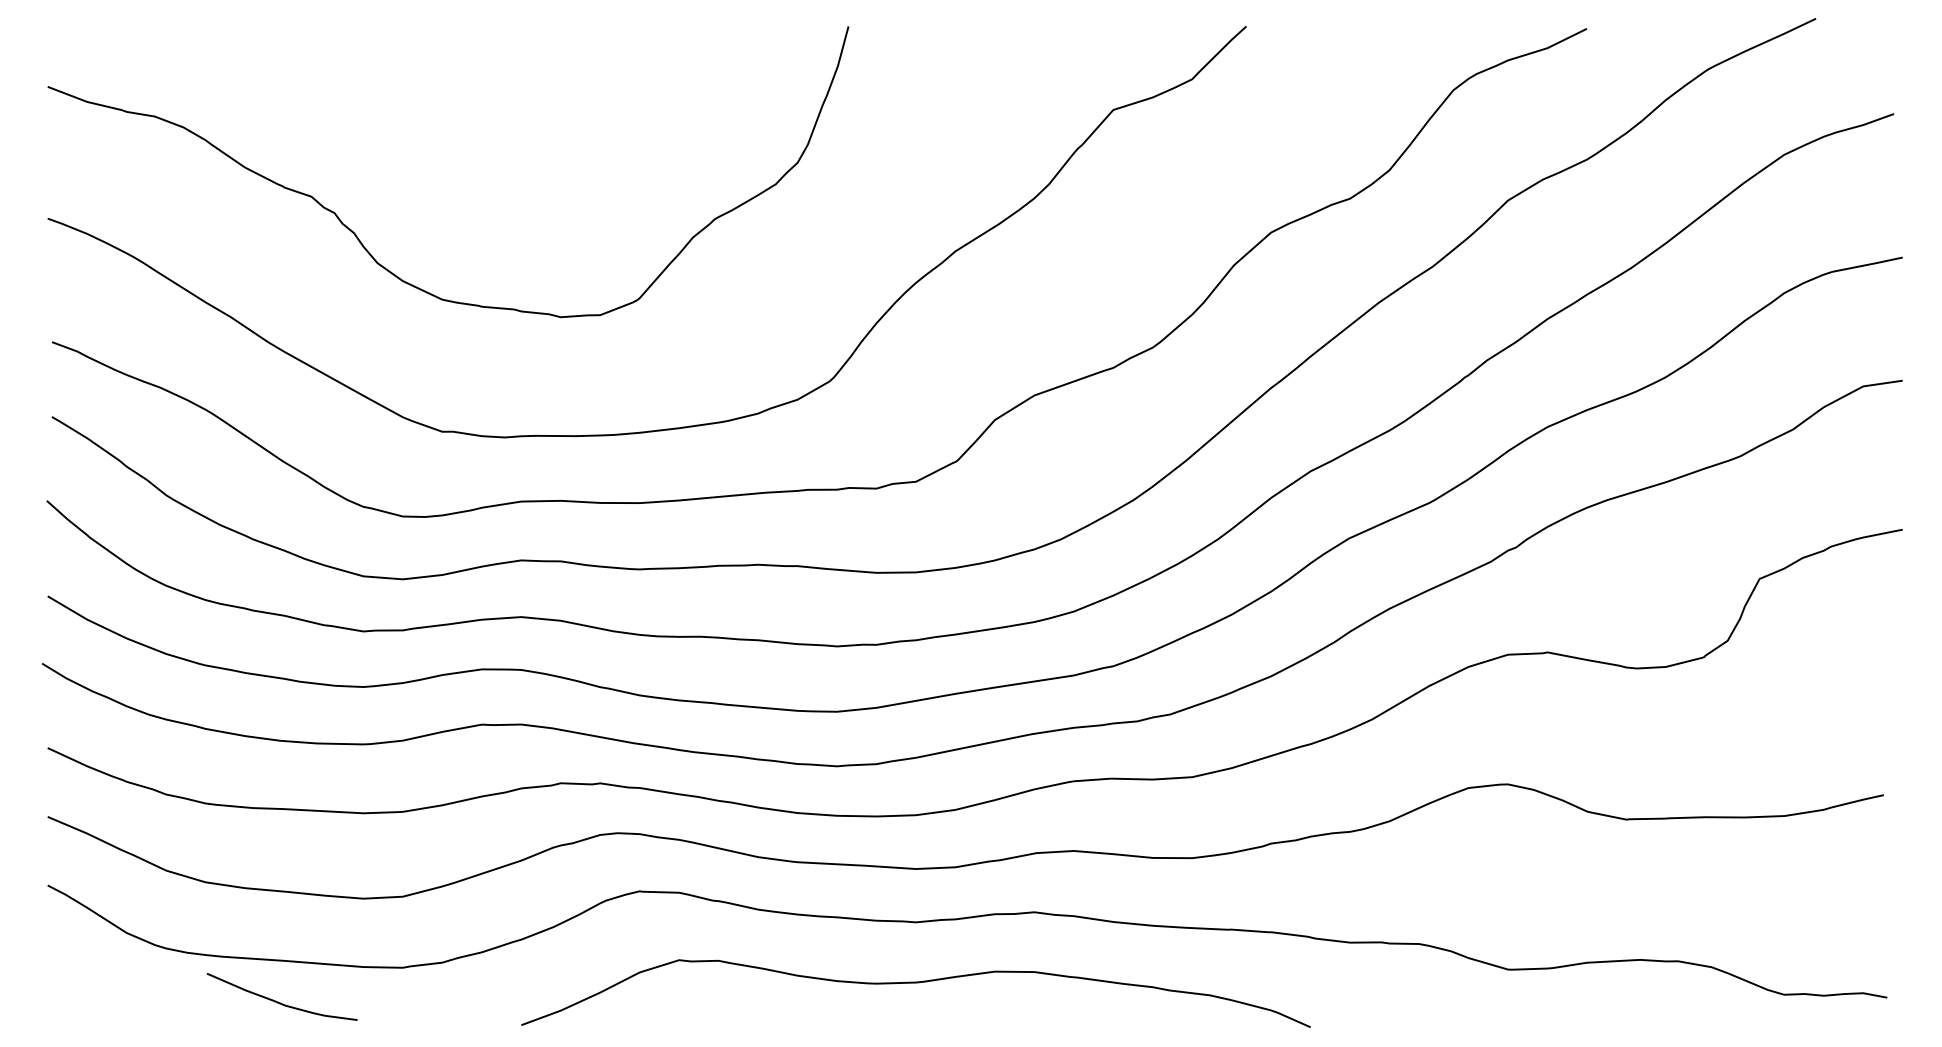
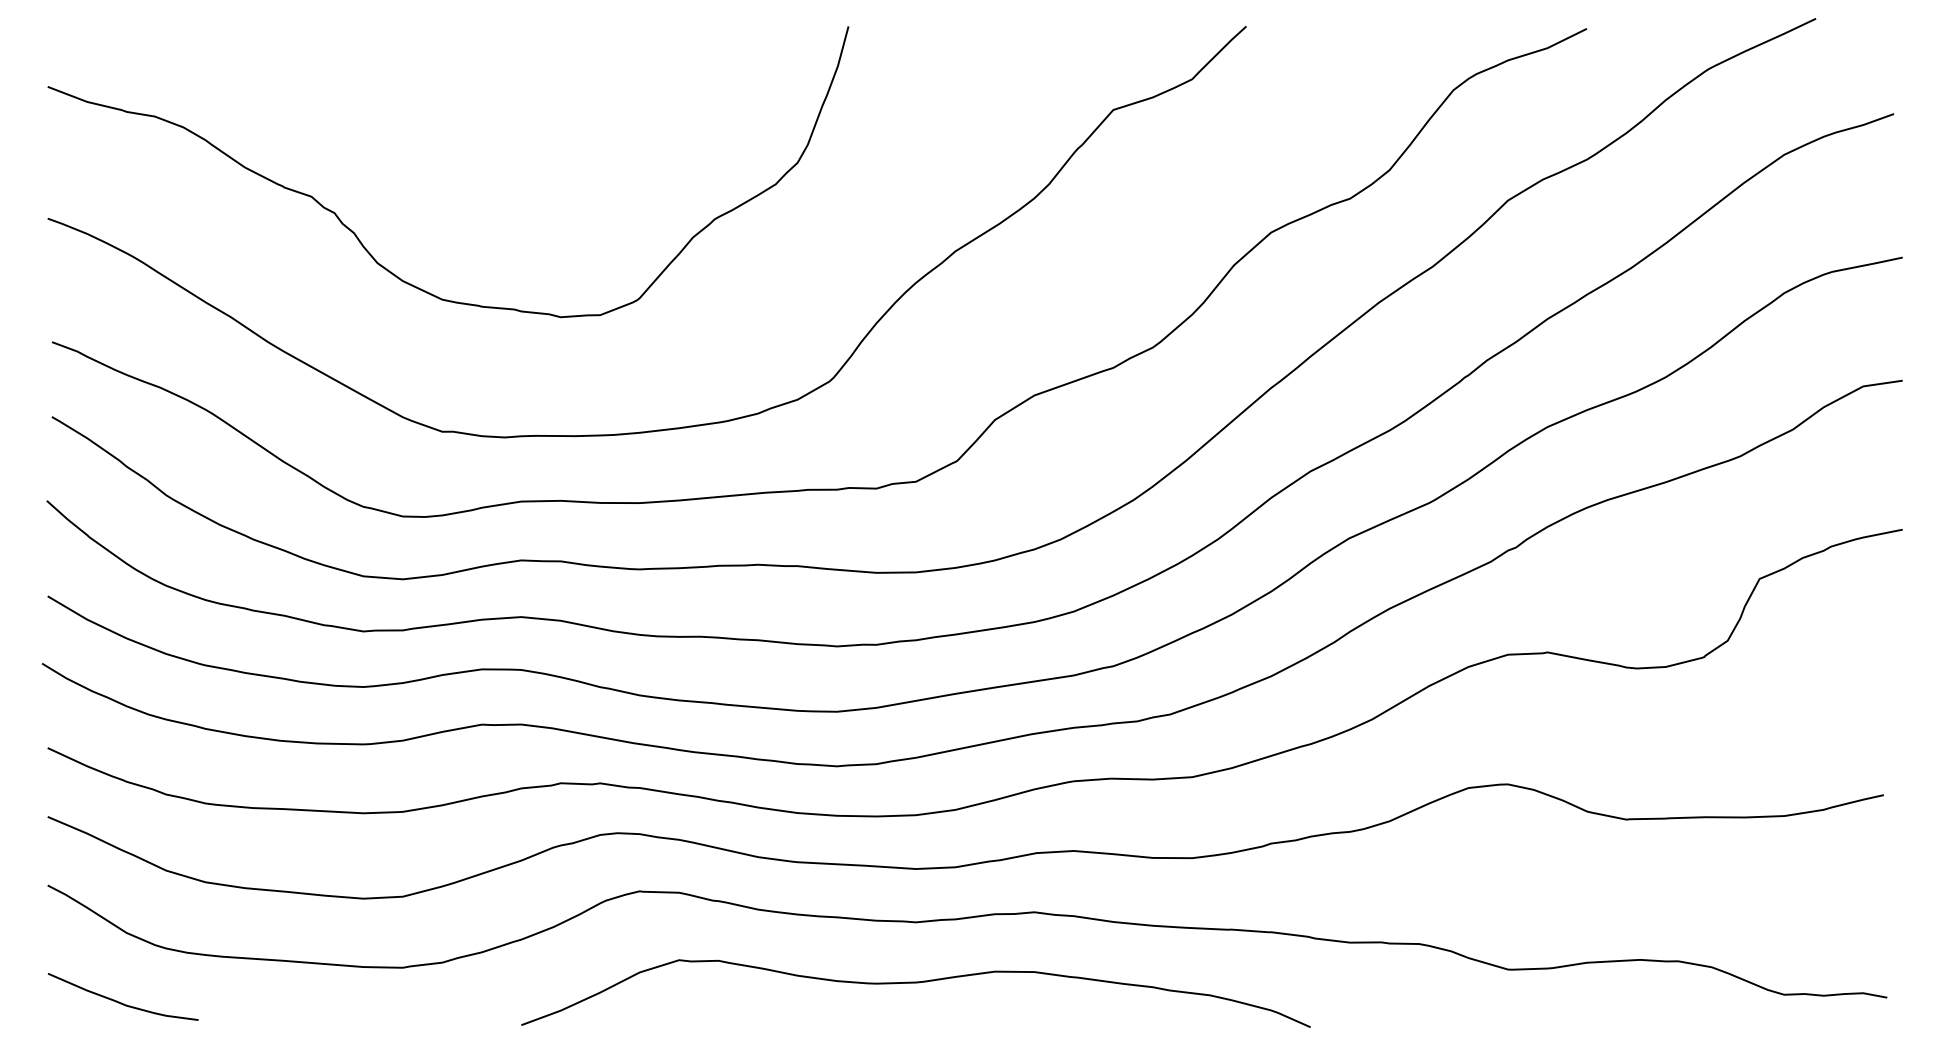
curve position: (278, 1001) -> (119, 1001) (119, 1001)
